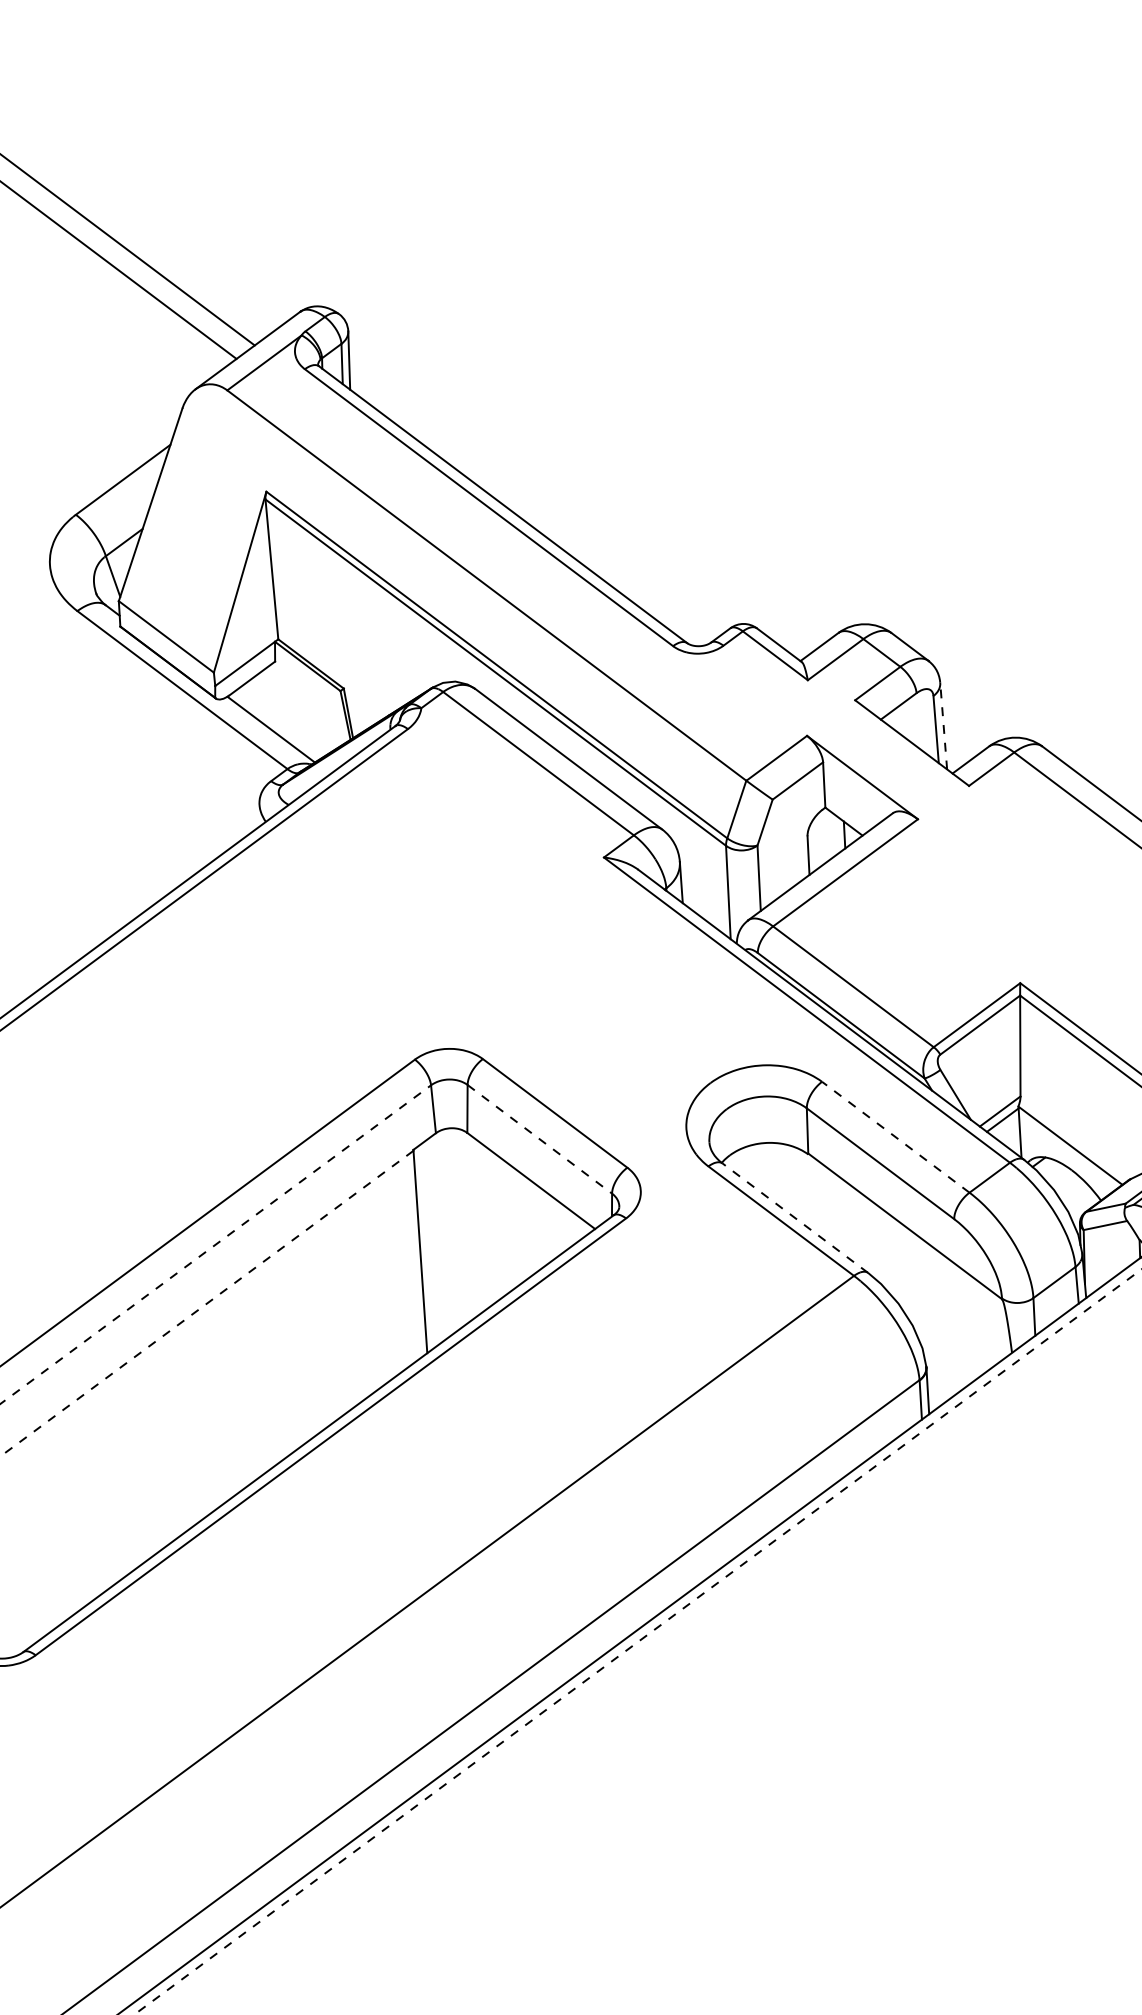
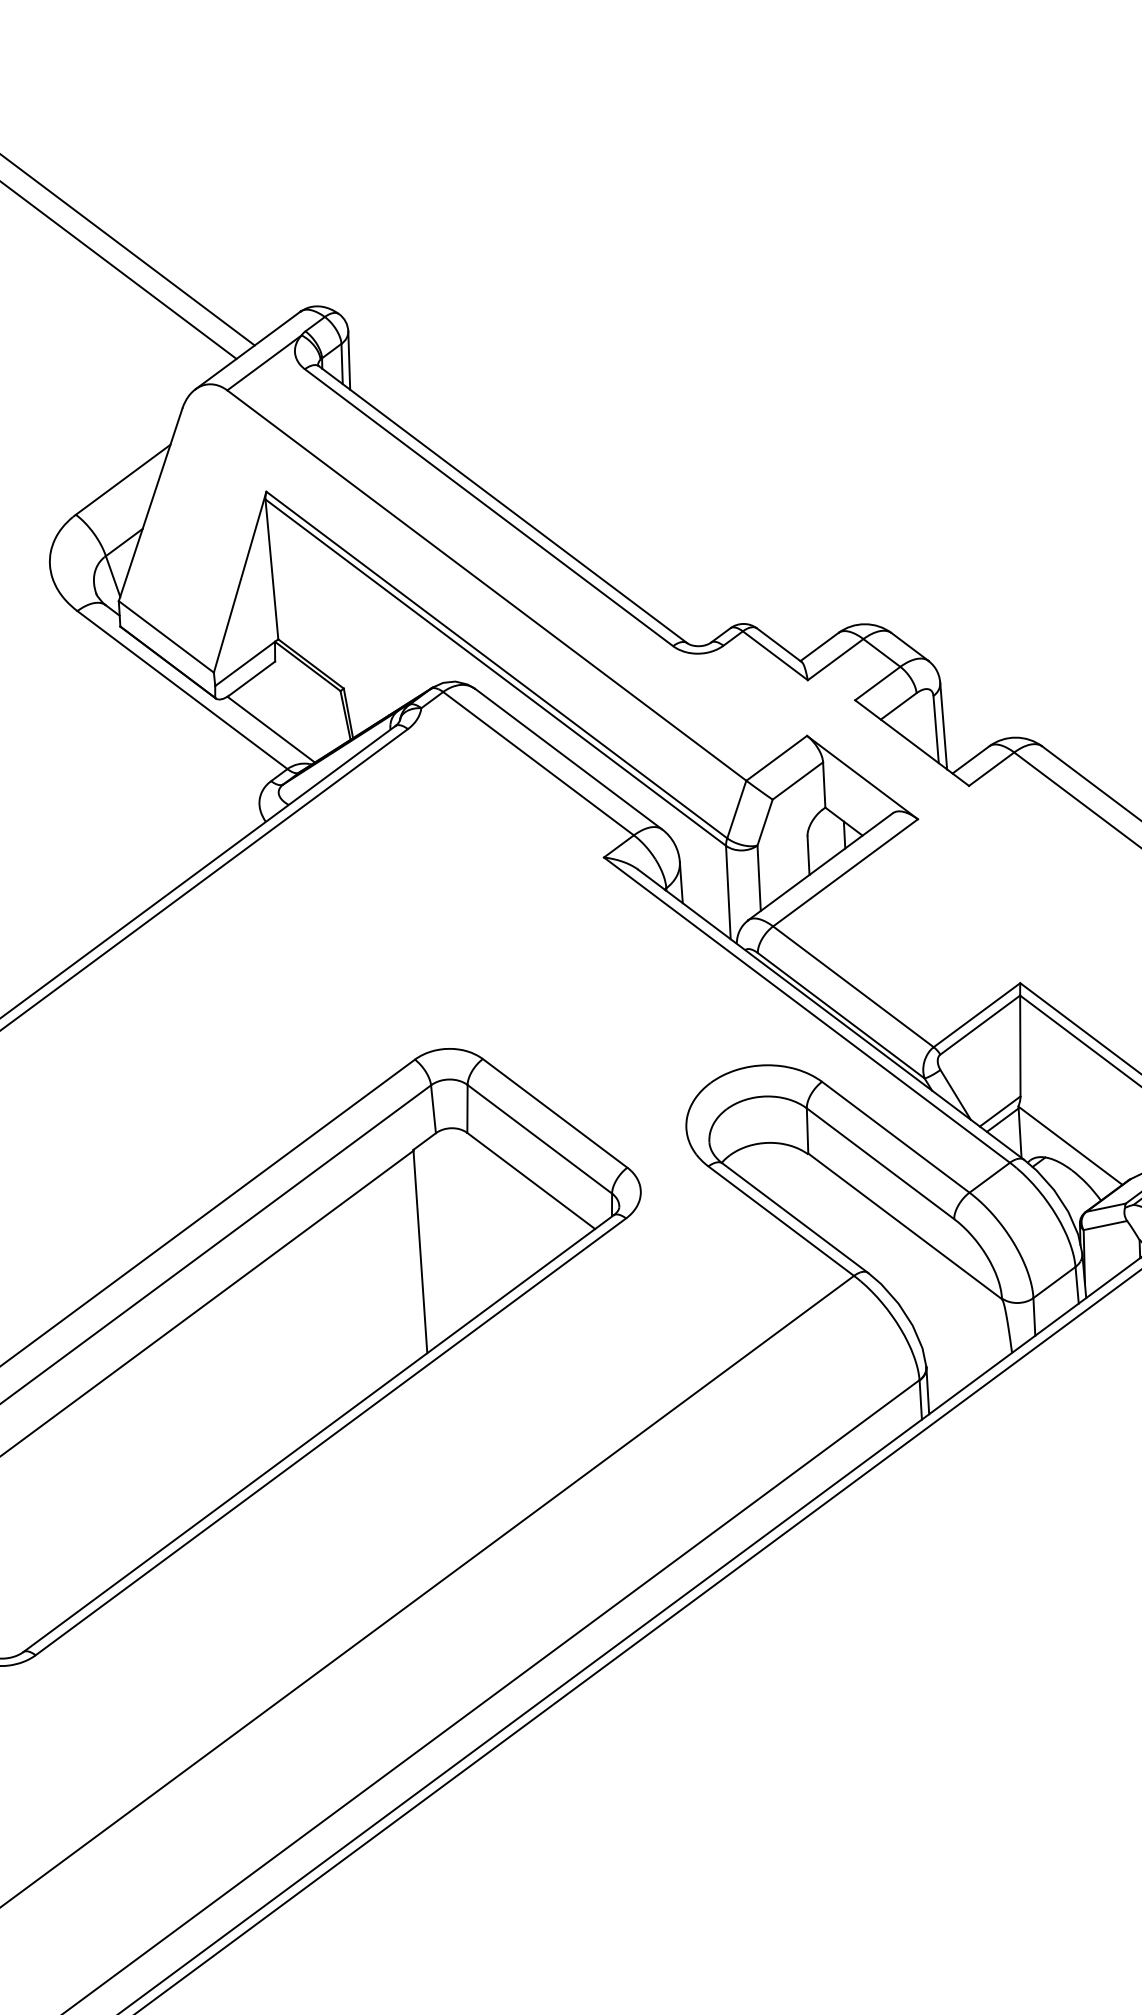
line: dashed -> solid (943, 725)
line: dashed -> solid (895, 1136)
line: dashed -> solid (540, 1139)
line: dashed -> solid (794, 1217)
line: dashed -> solid (215, 1244)
line: dashed -> solid (207, 1303)
line: dashed -> solid (638, 1641)
